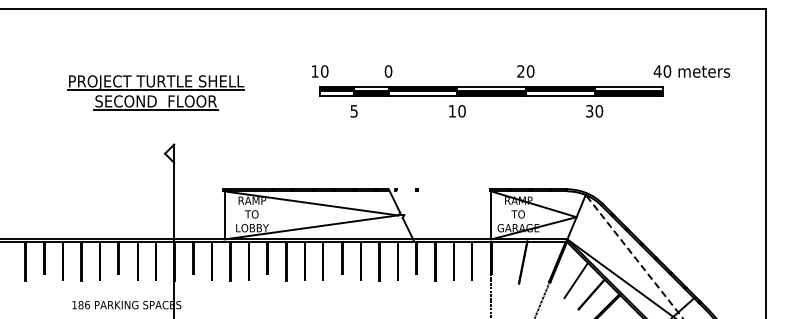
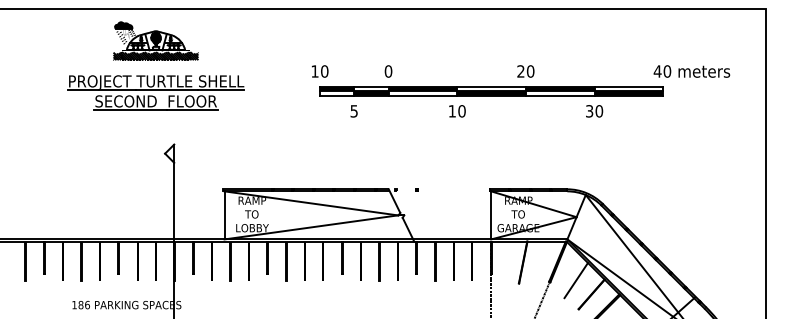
part: none -> present (155, 40)
line: dashed -> solid (634, 256)
